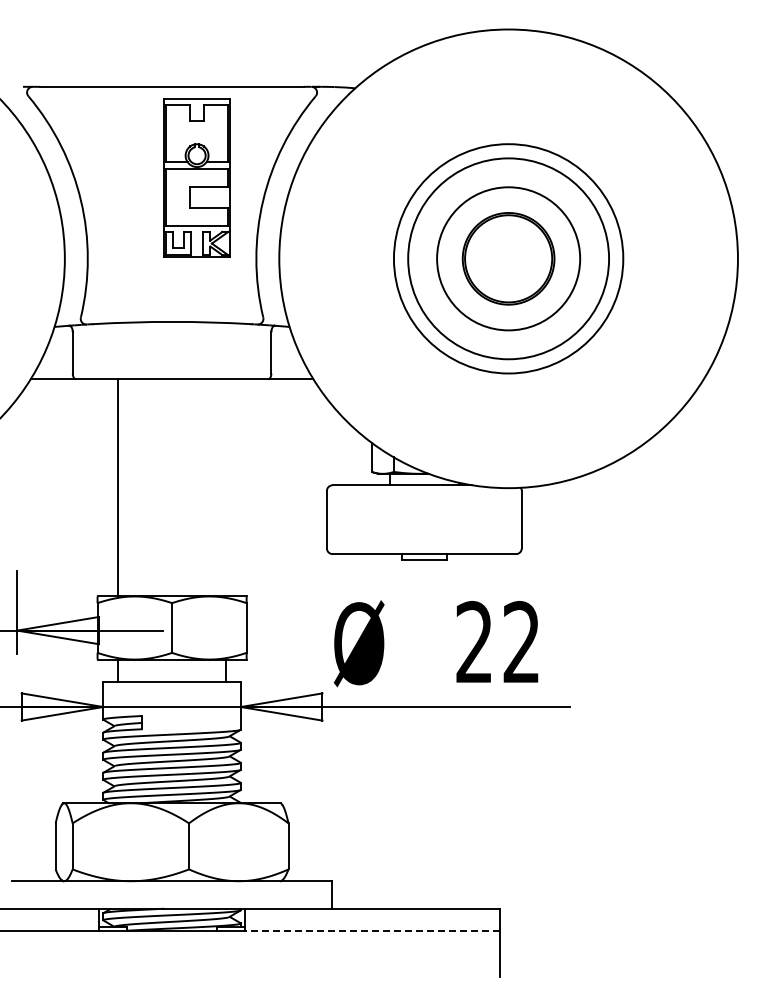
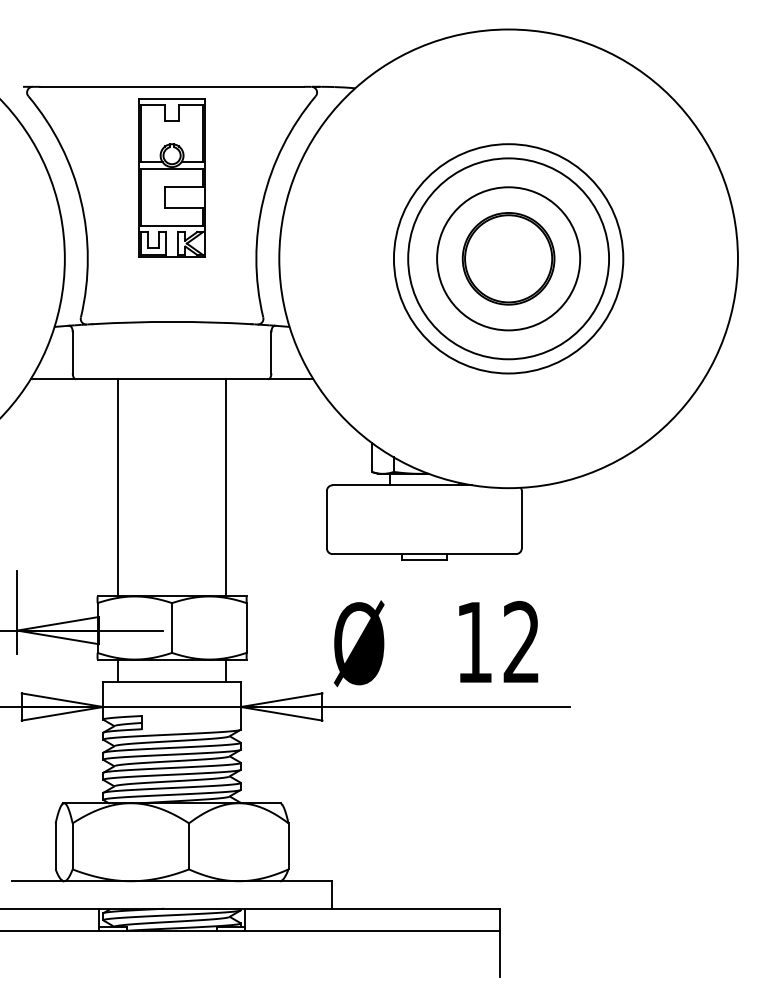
part position: (196, 177) -> (171, 177) (171, 177)
line: none -> present (225, 487)
text: 22 -> 12 (473, 641)
line: dashed -> solid (371, 931)
